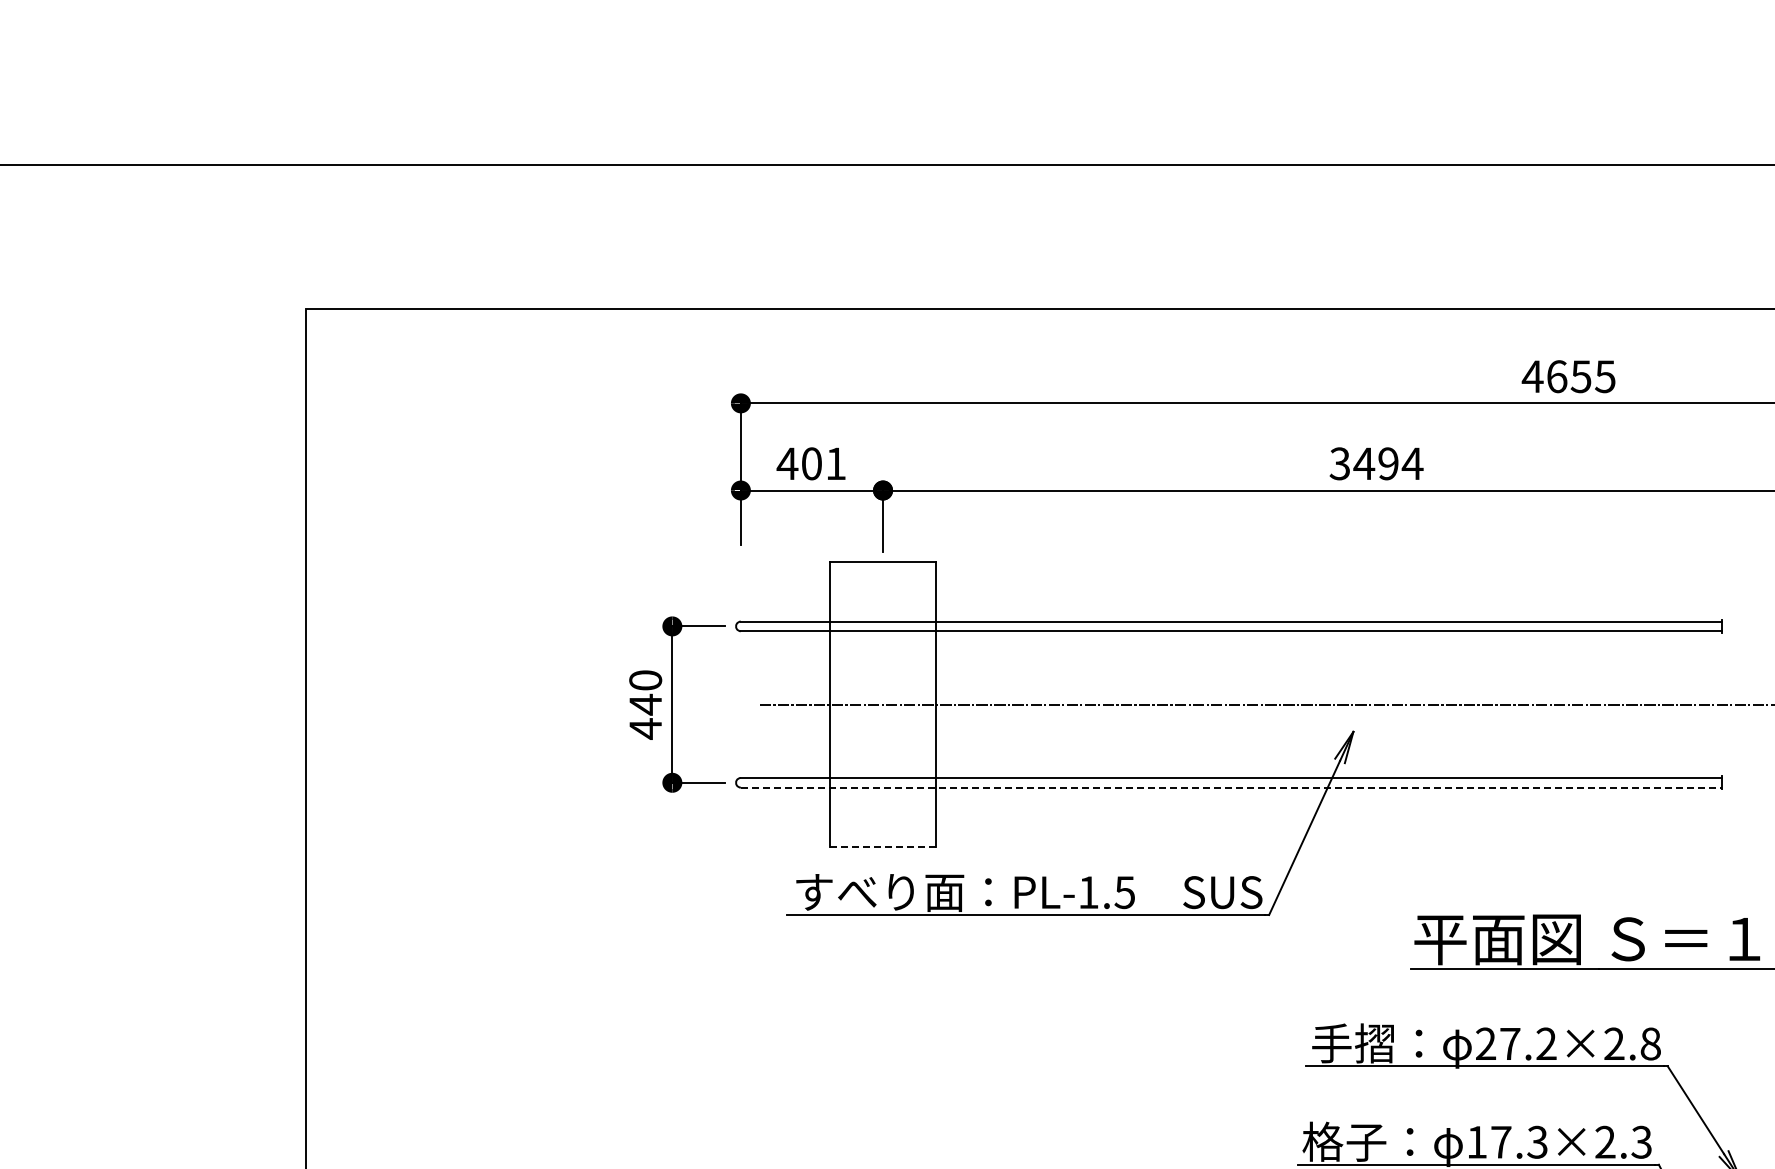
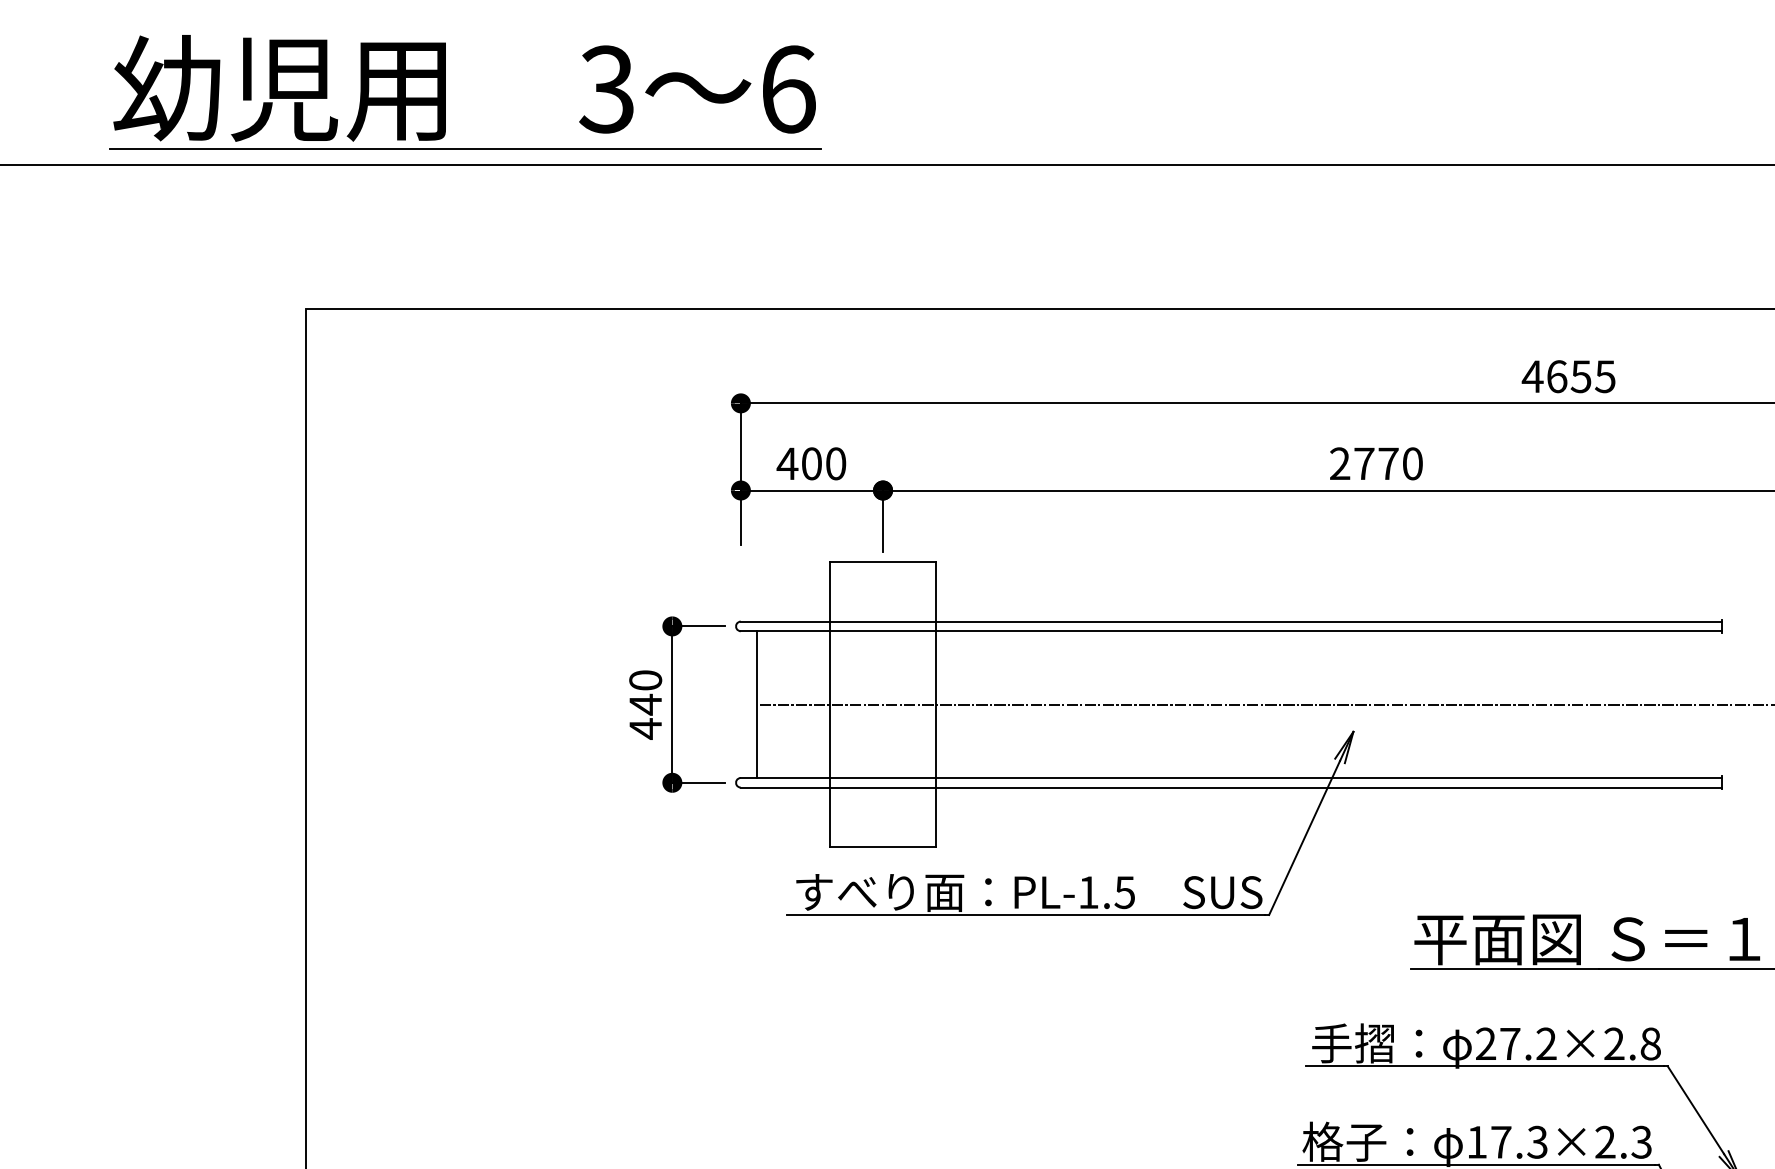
part: none -> present (445, 92)
text: 401 -> 400 (836, 463)
text: 3494 -> 2770 (1376, 463)
line: none -> present (757, 704)
line: dashed -> solid (1231, 787)
line: dashed -> solid (883, 846)
